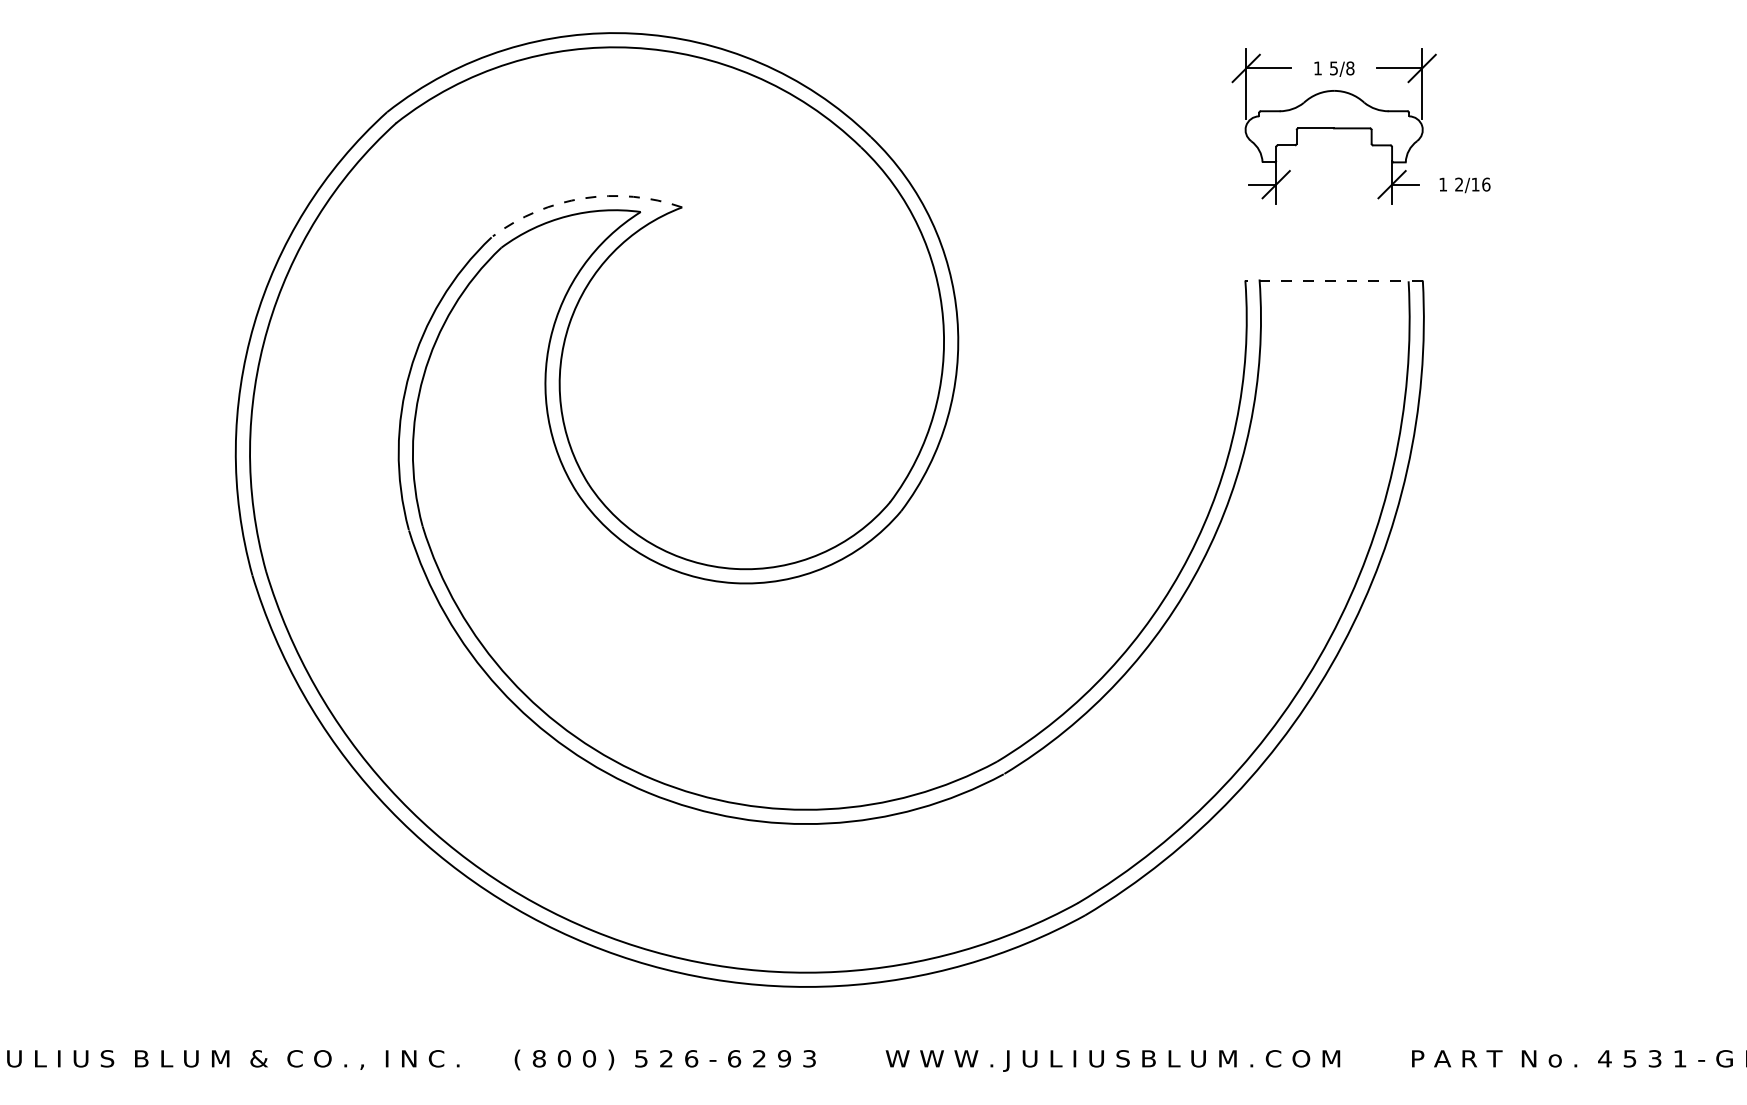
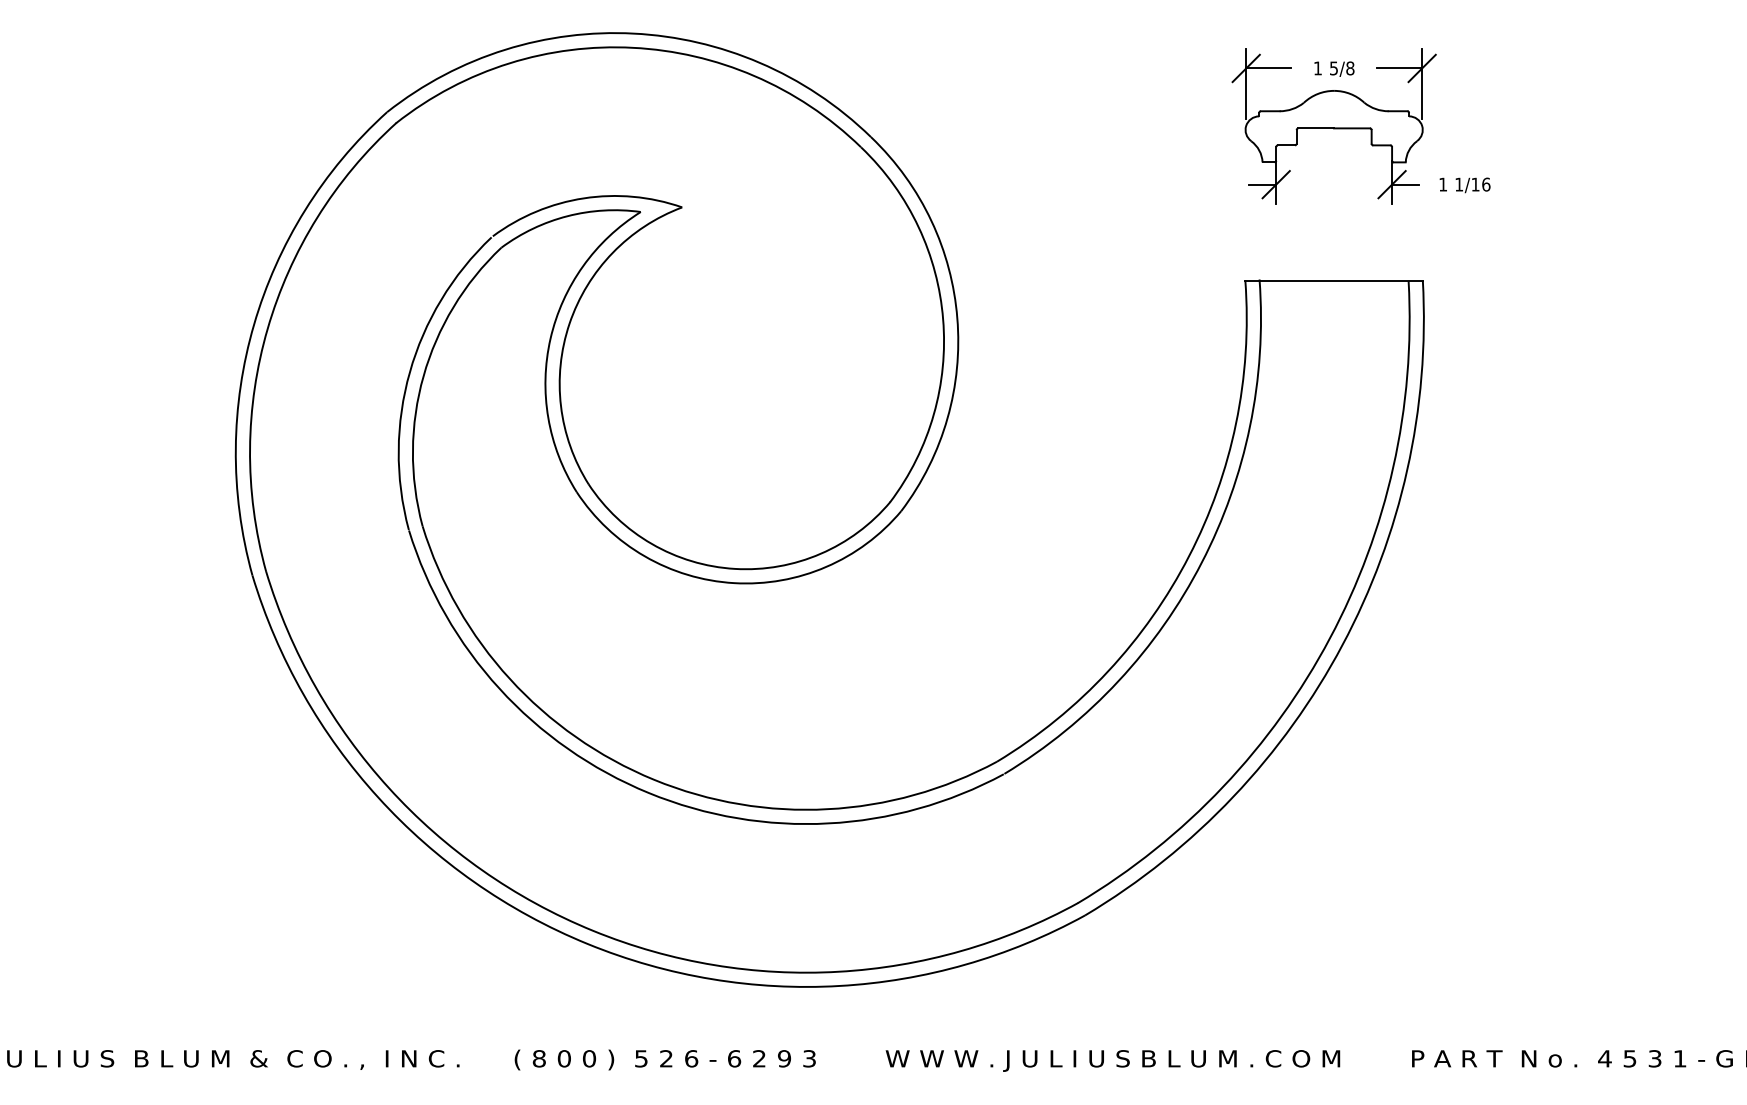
text: 2/16 -> 1/16 (1458, 184)
arc: dashed -> solid (583, 198)
line: dashed -> solid (1334, 280)
